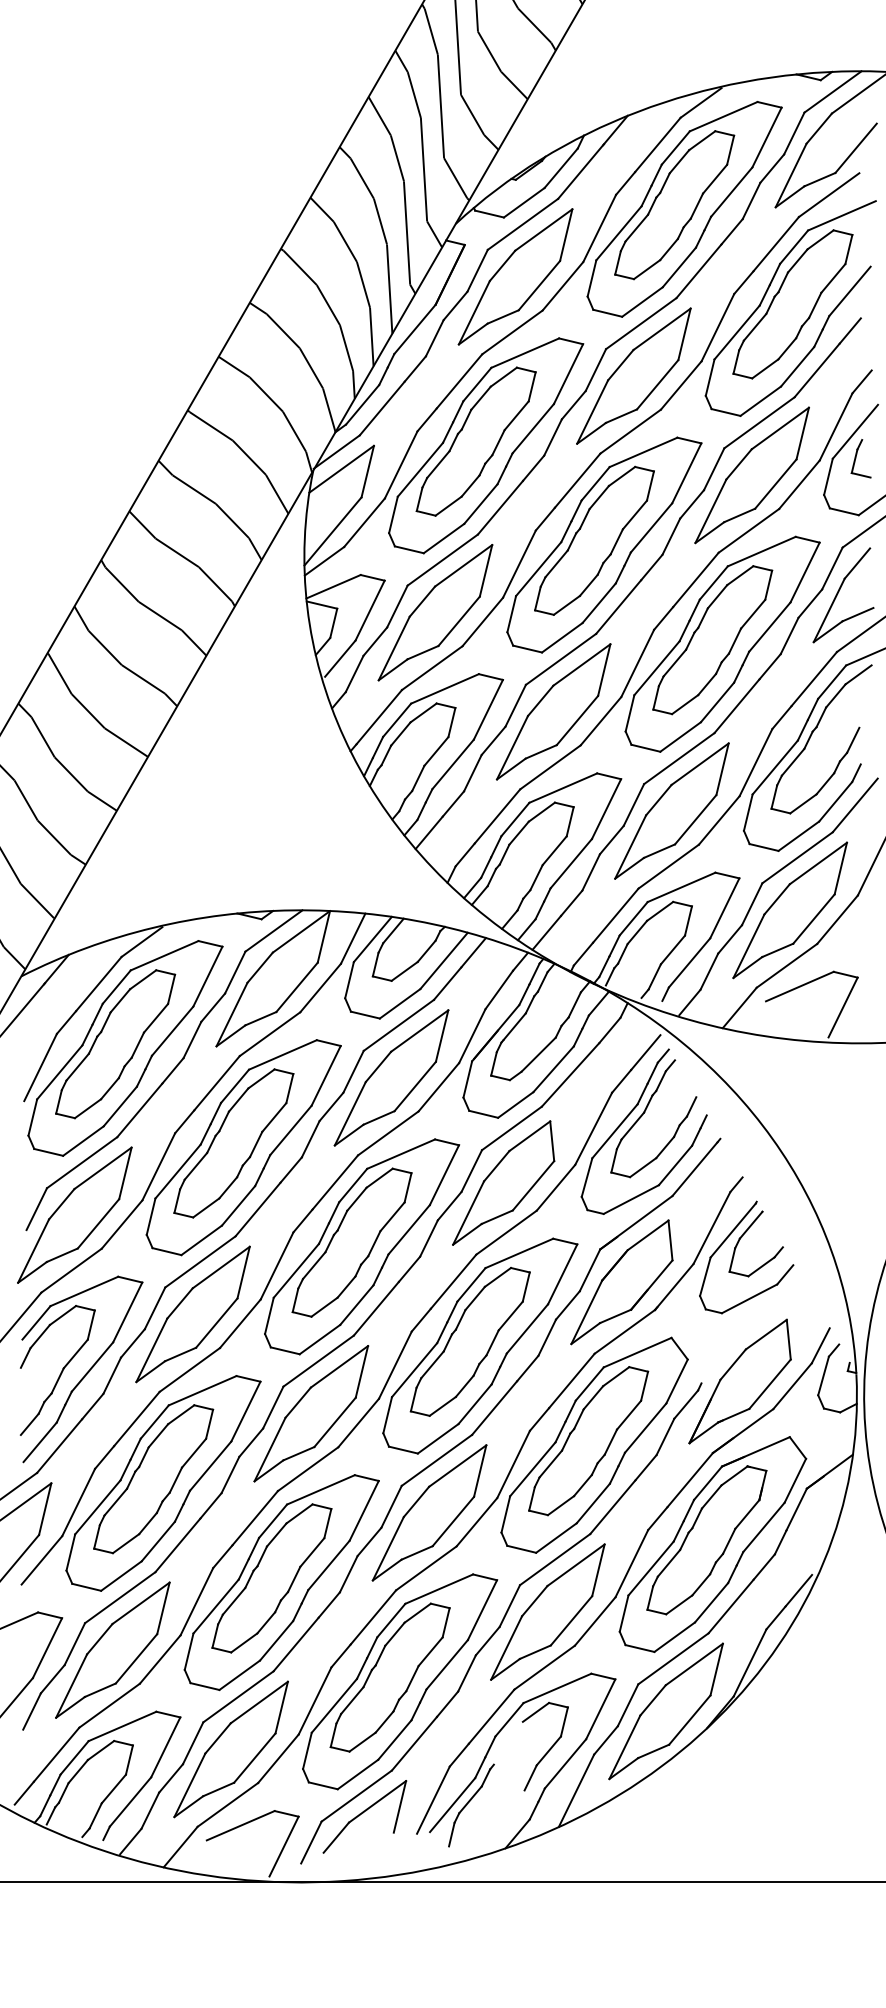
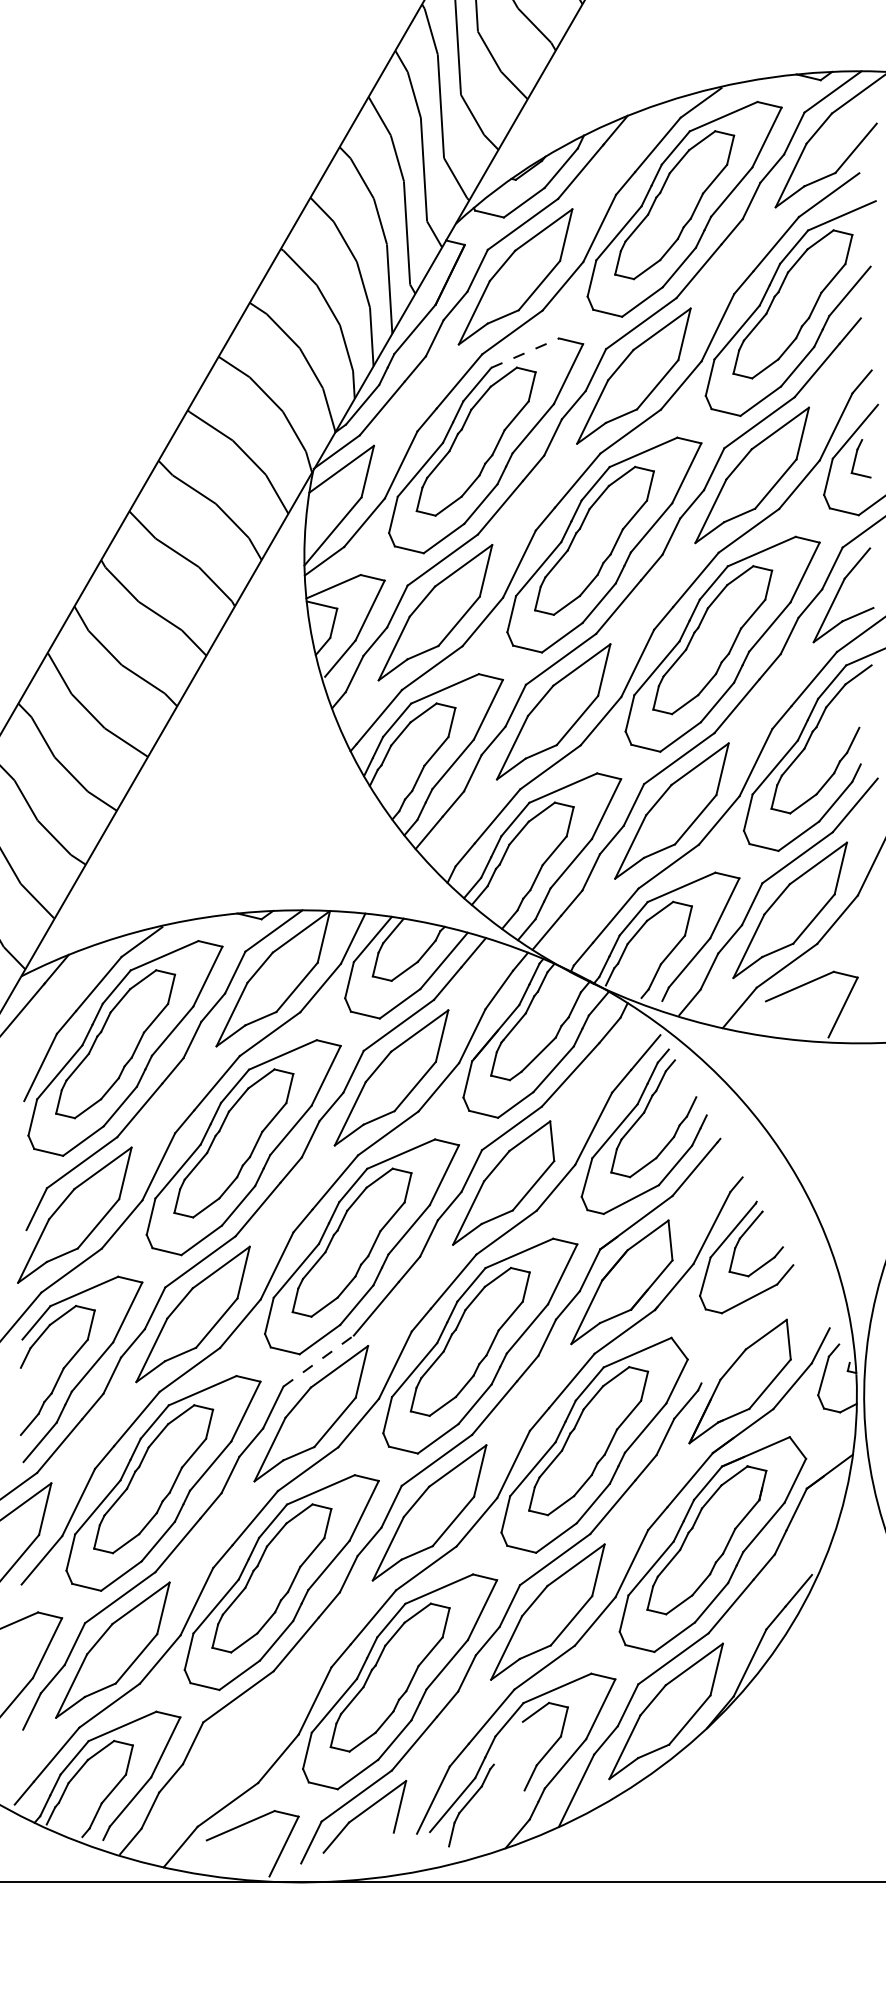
line: solid -> dashed (525, 353)
line: solid -> dashed (319, 1360)
part: present -> none (230, 1749)
